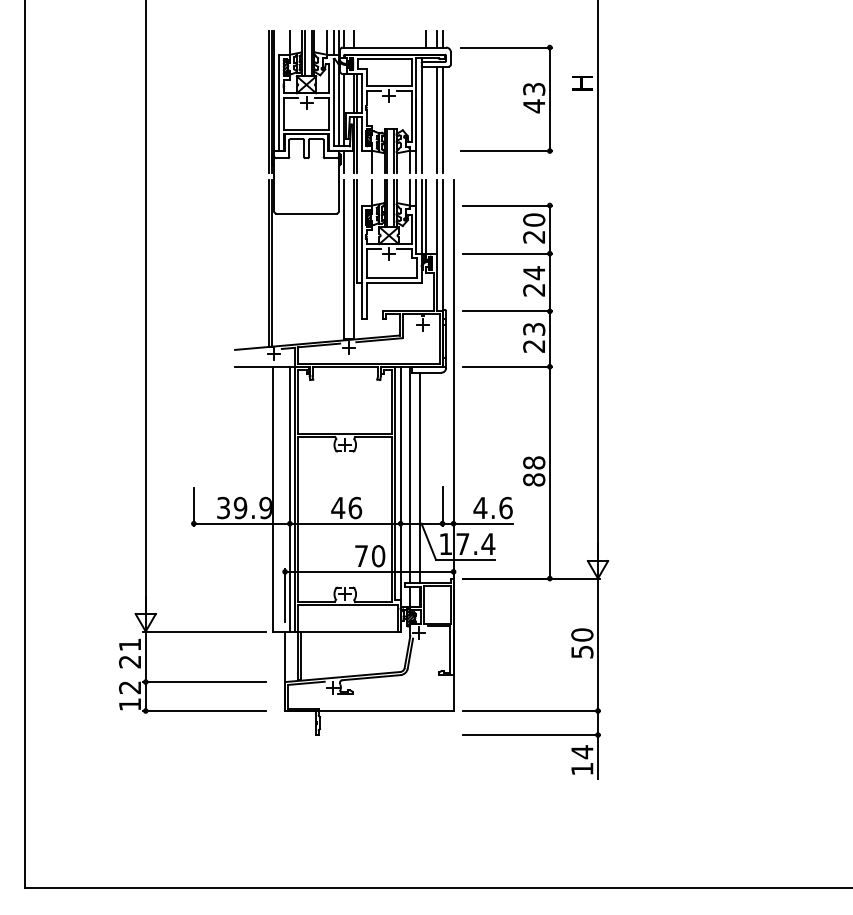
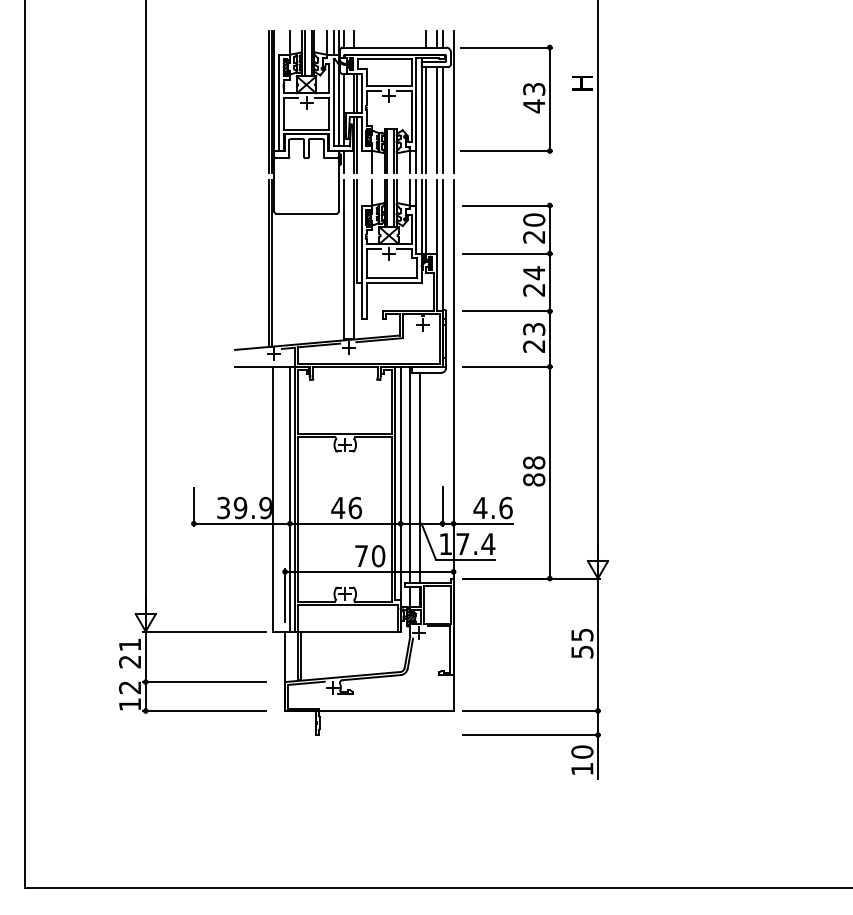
line: none -> present (453, 102)
line: none -> present (426, 119)
text: 50 -> 55 (582, 634)
text: 14 -> 10 (582, 752)
